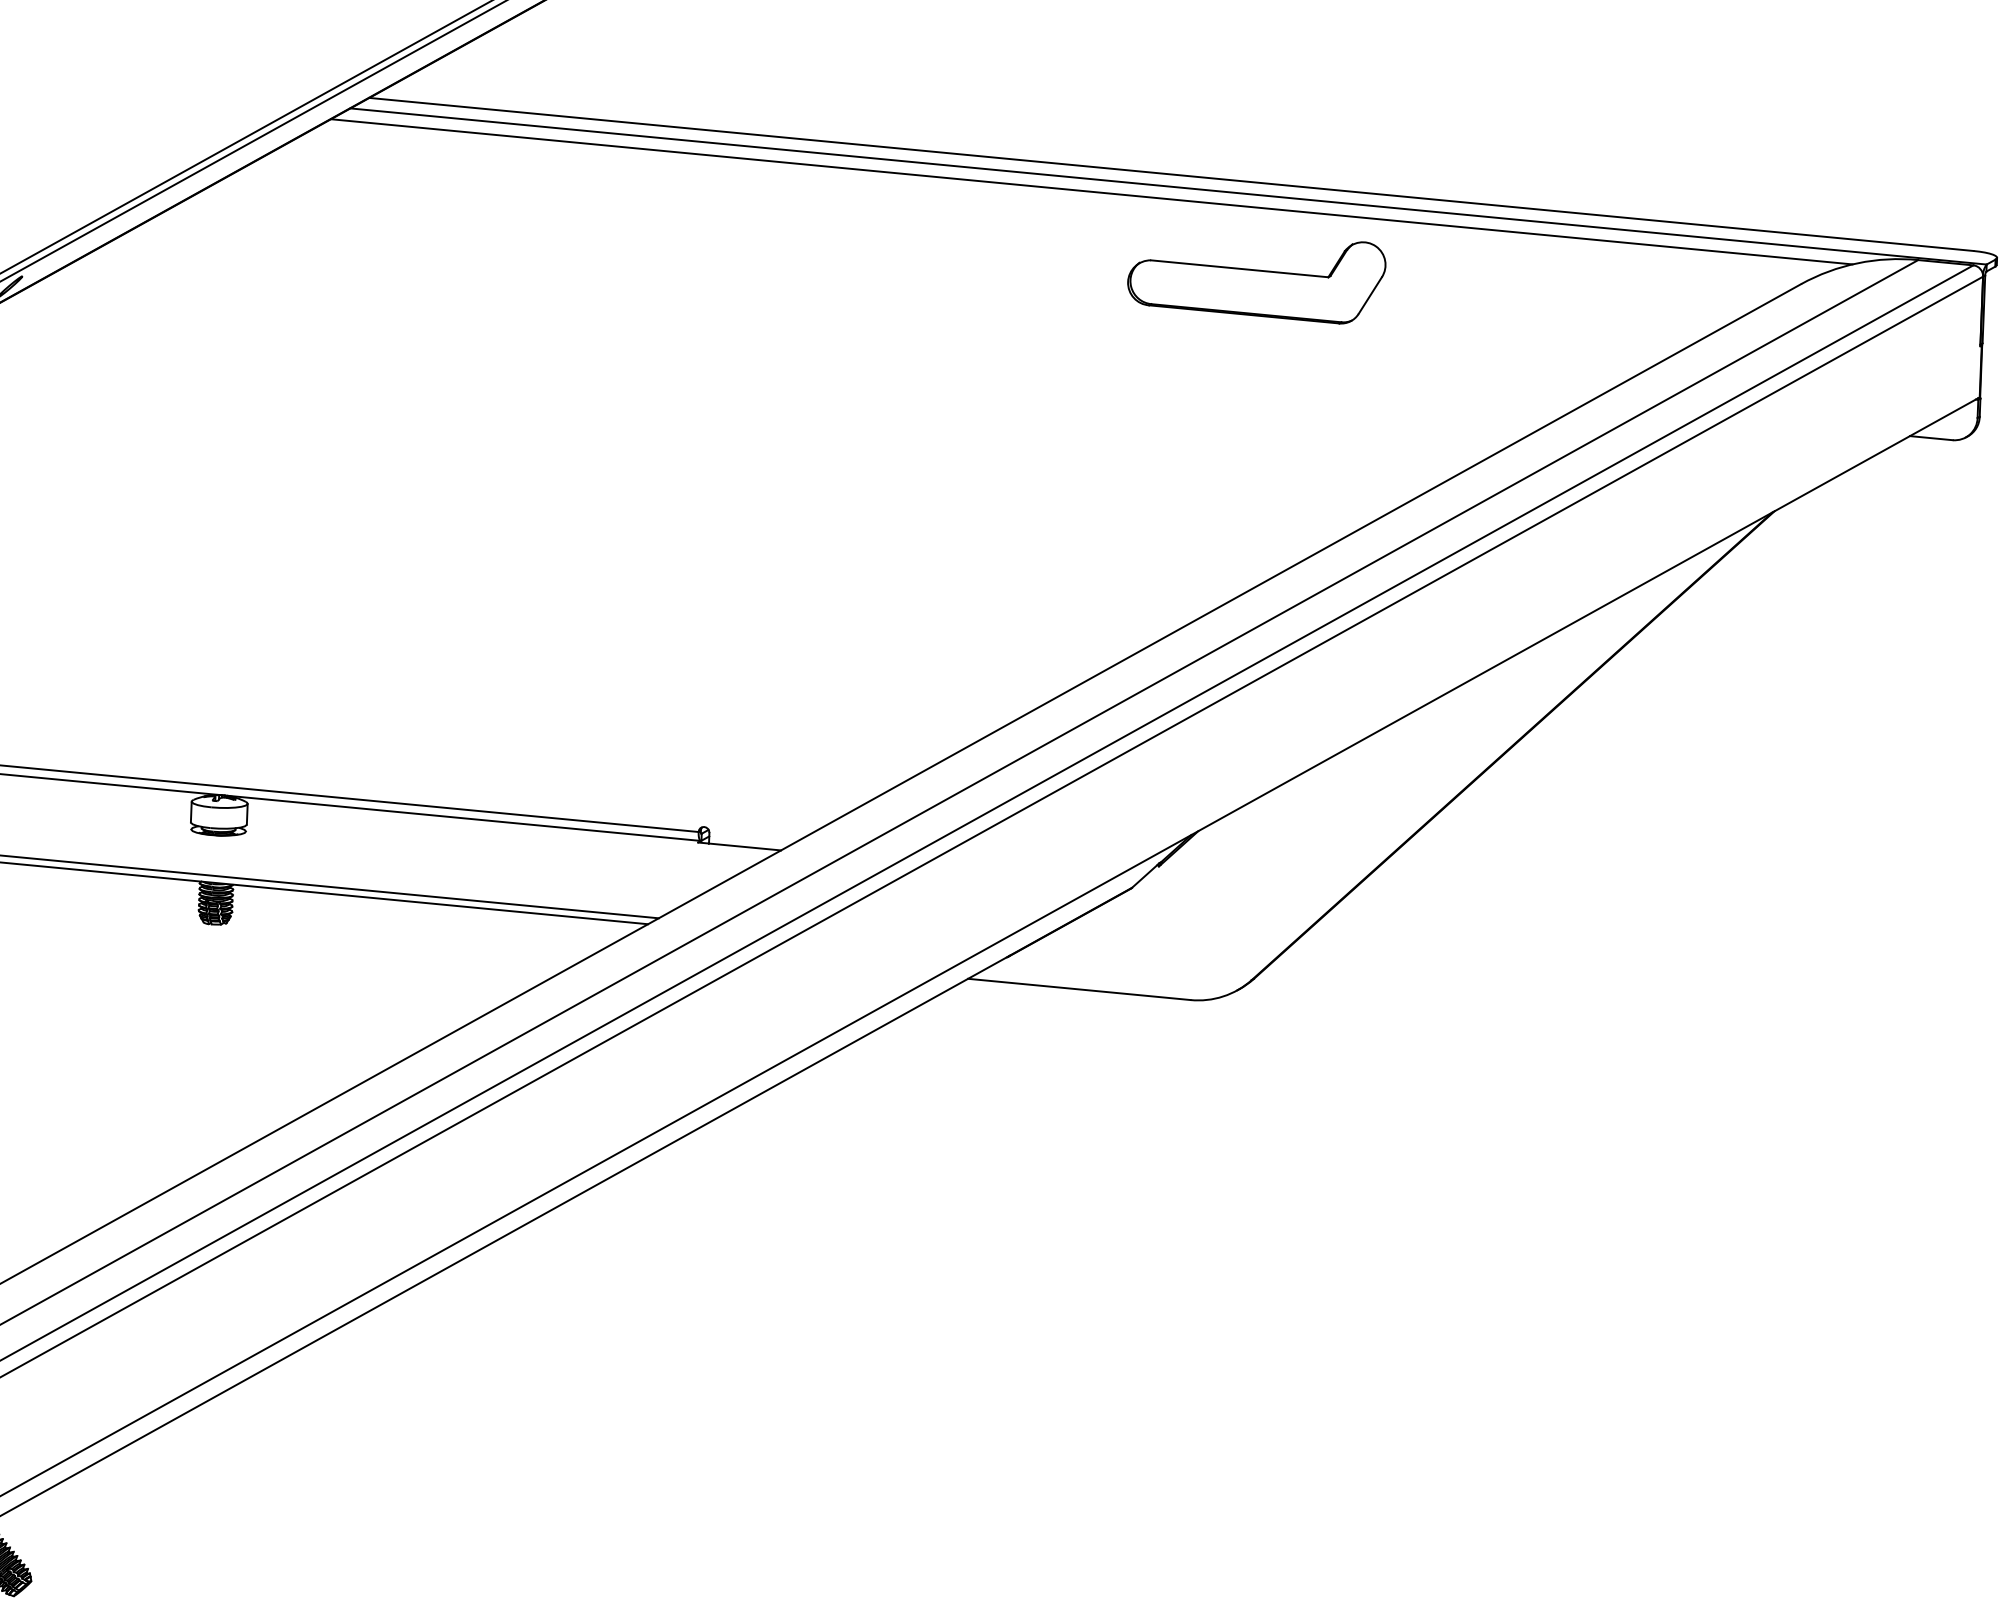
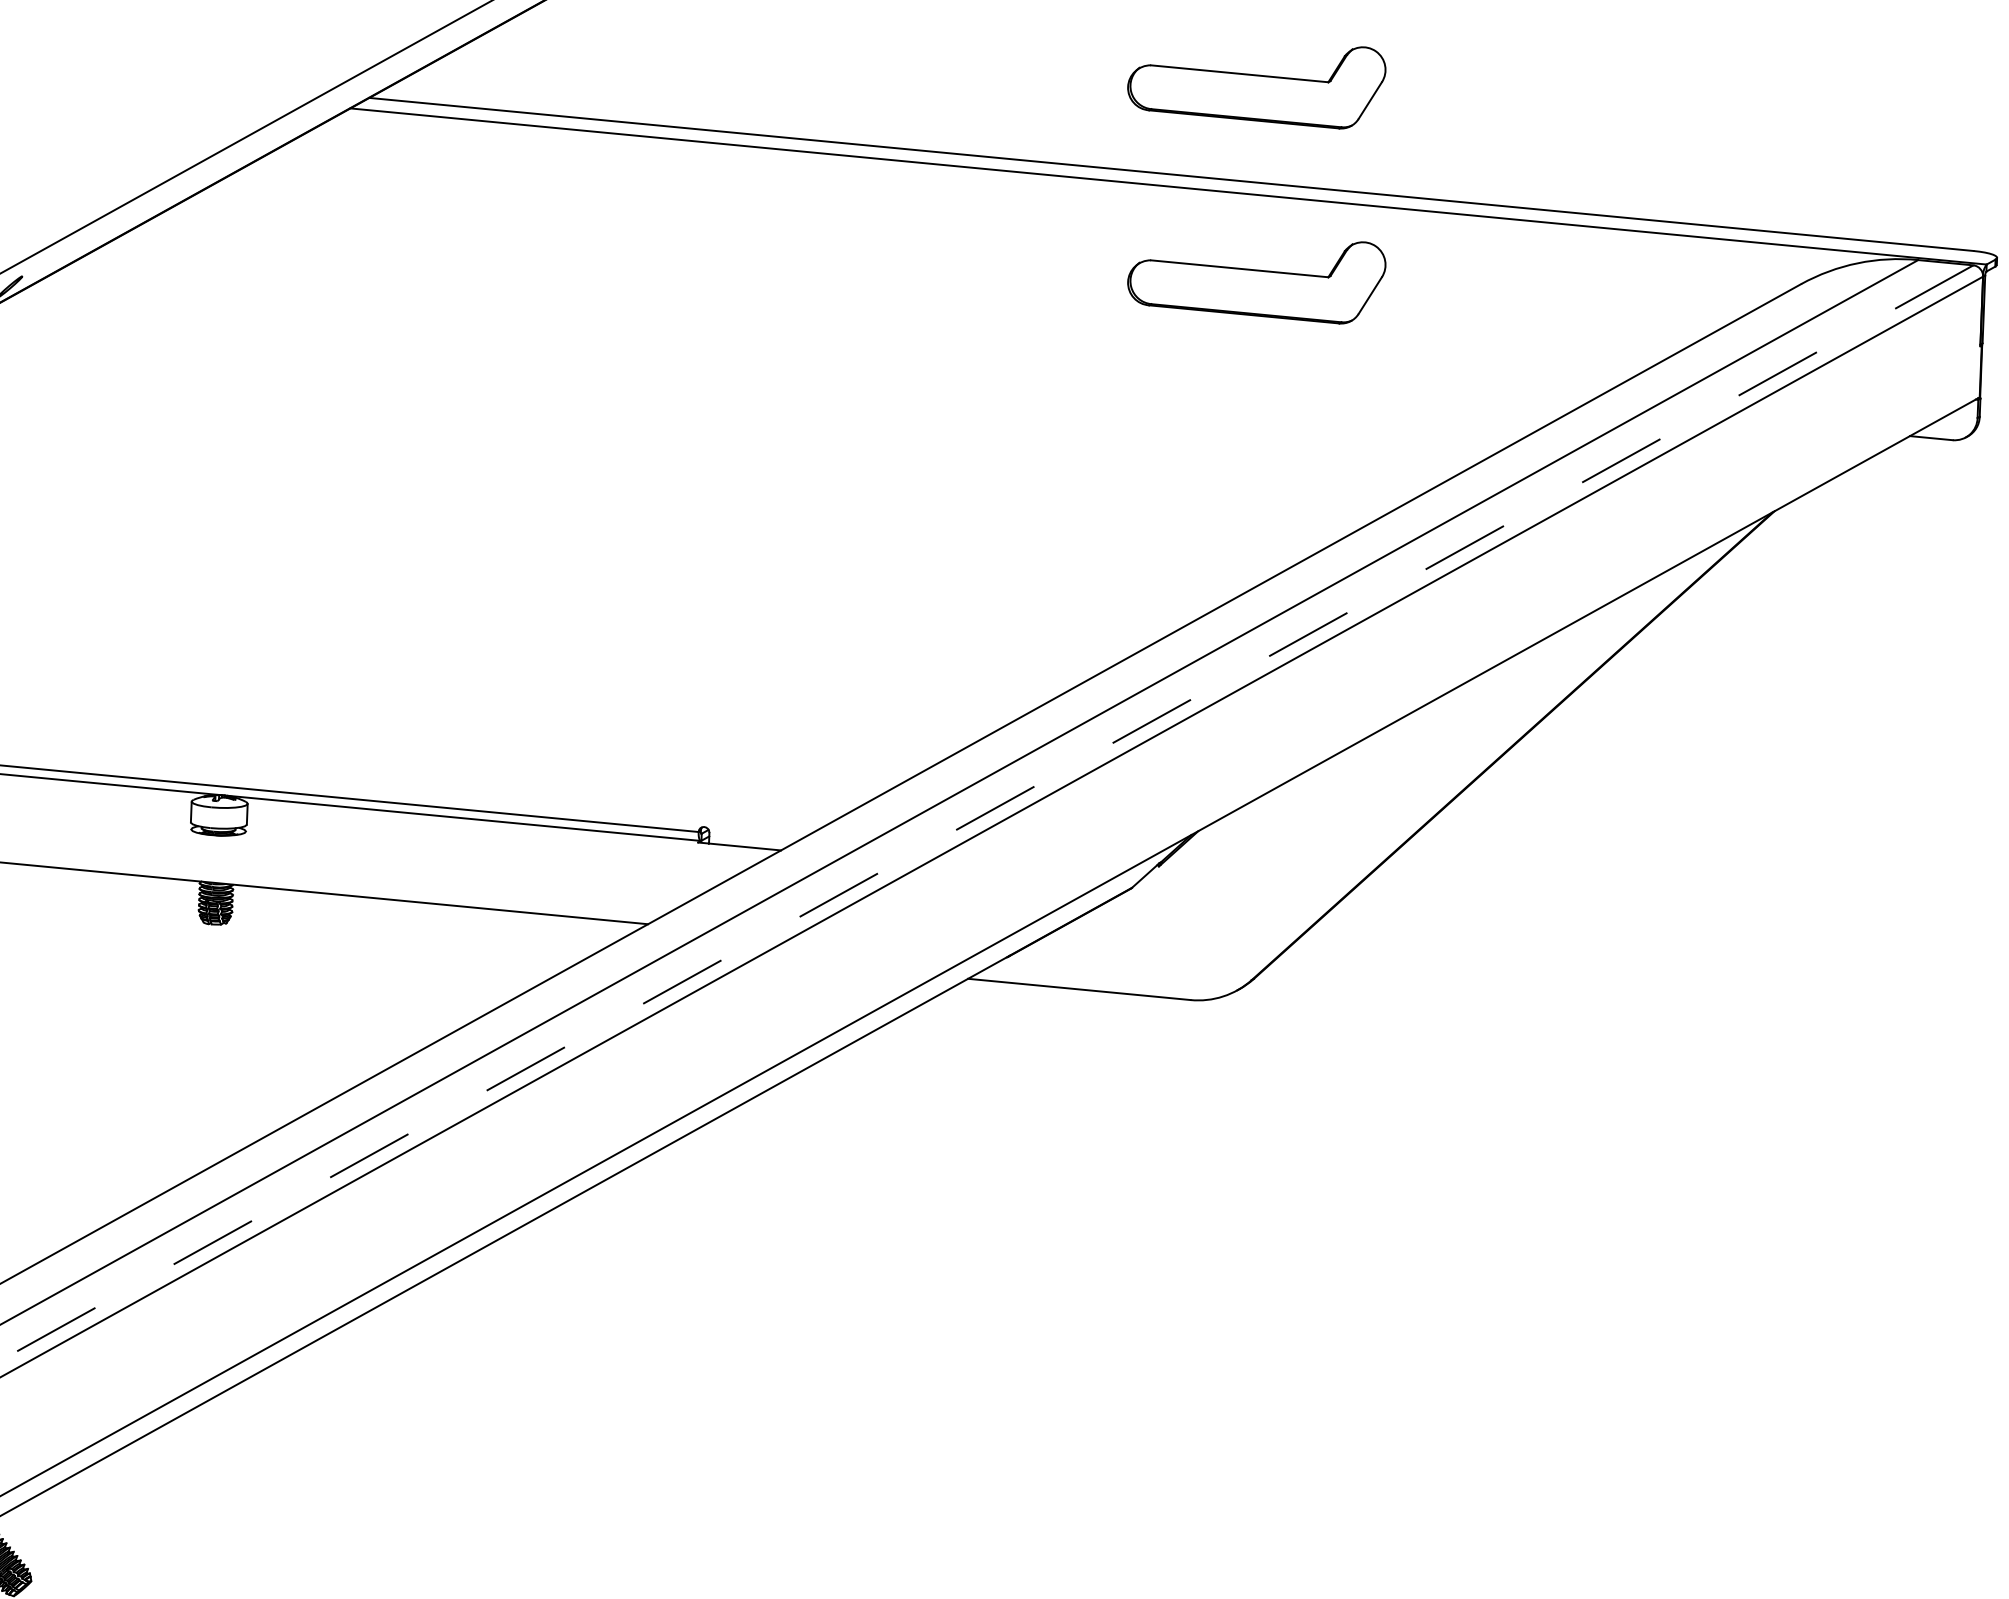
part: none -> present (1256, 87)
line: present -> none (252, 141)
line: present -> none (1091, 191)
line: solid -> dashed (986, 813)
line: present -> none (330, 886)
